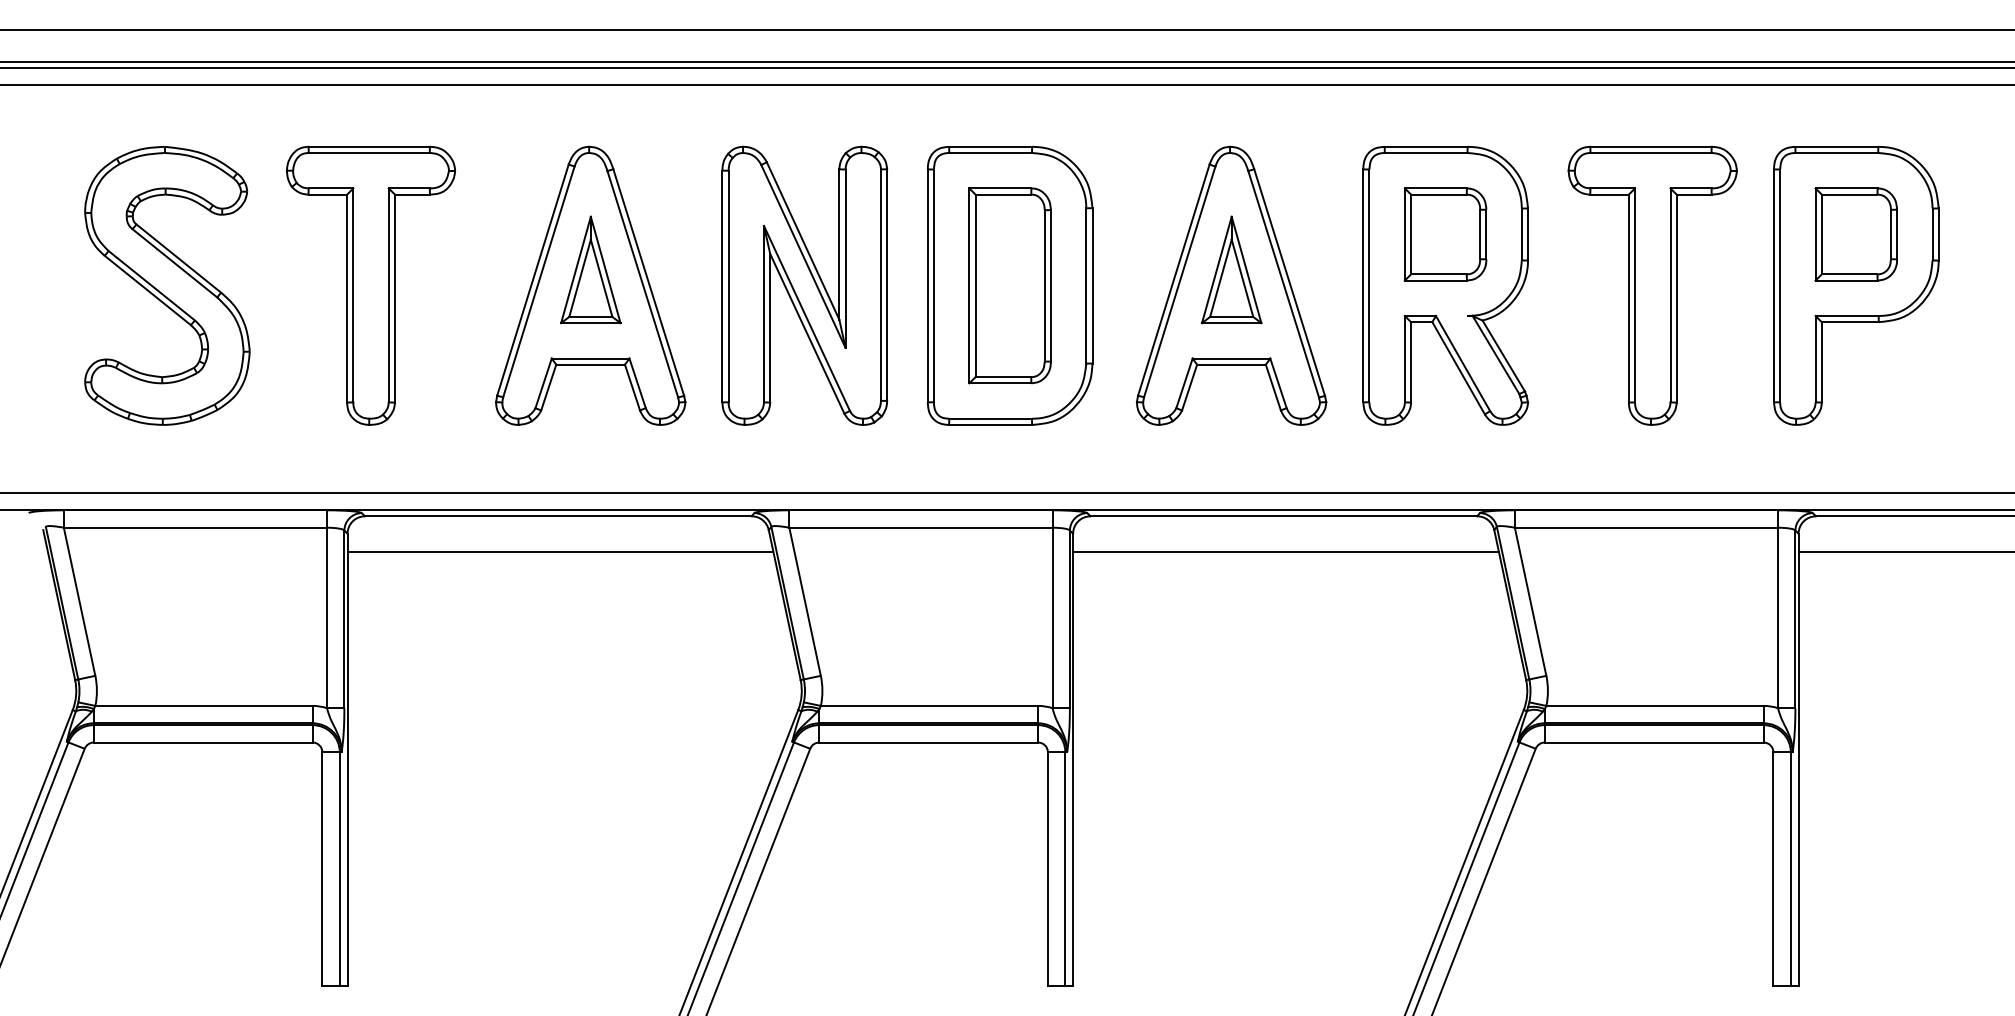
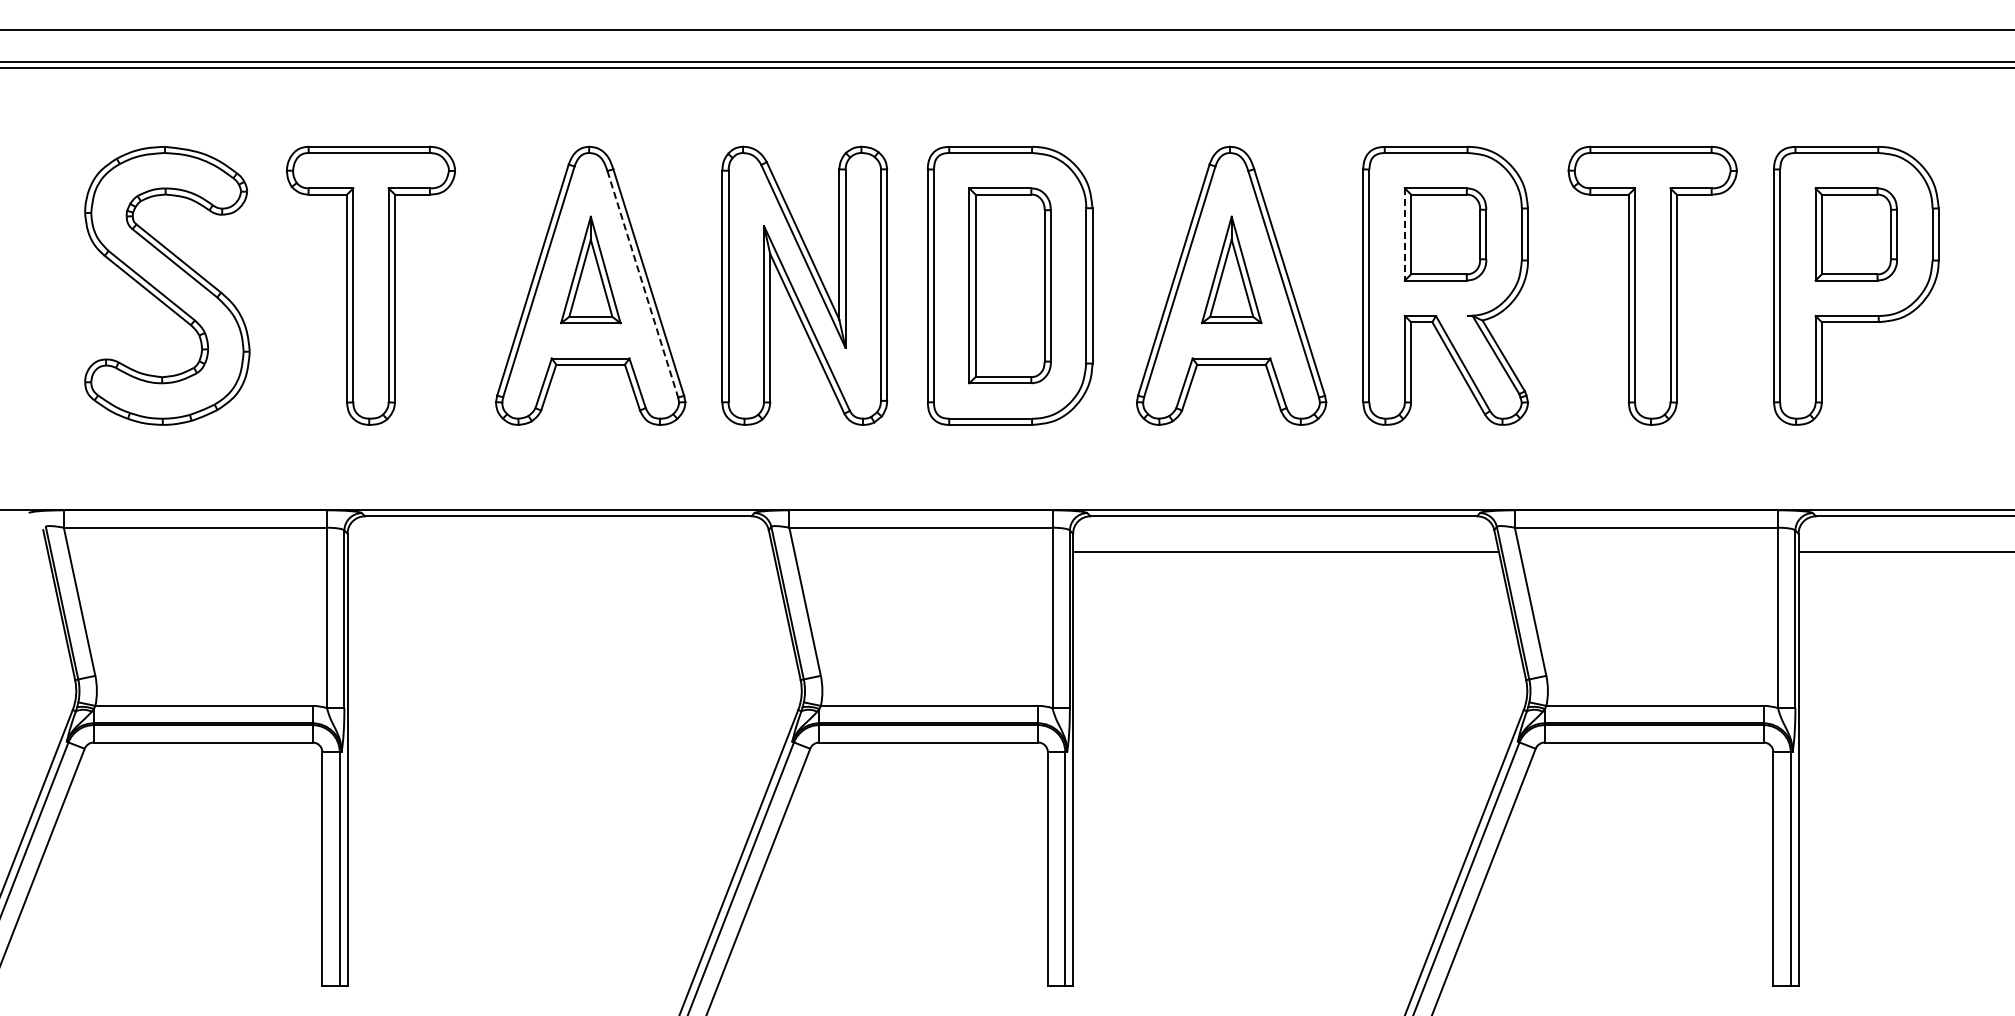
line: present -> none (1006, 85)
line: solid -> dashed (1404, 235)
line: solid -> dashed (642, 284)
line: present -> none (1006, 492)
line: present -> none (560, 551)
